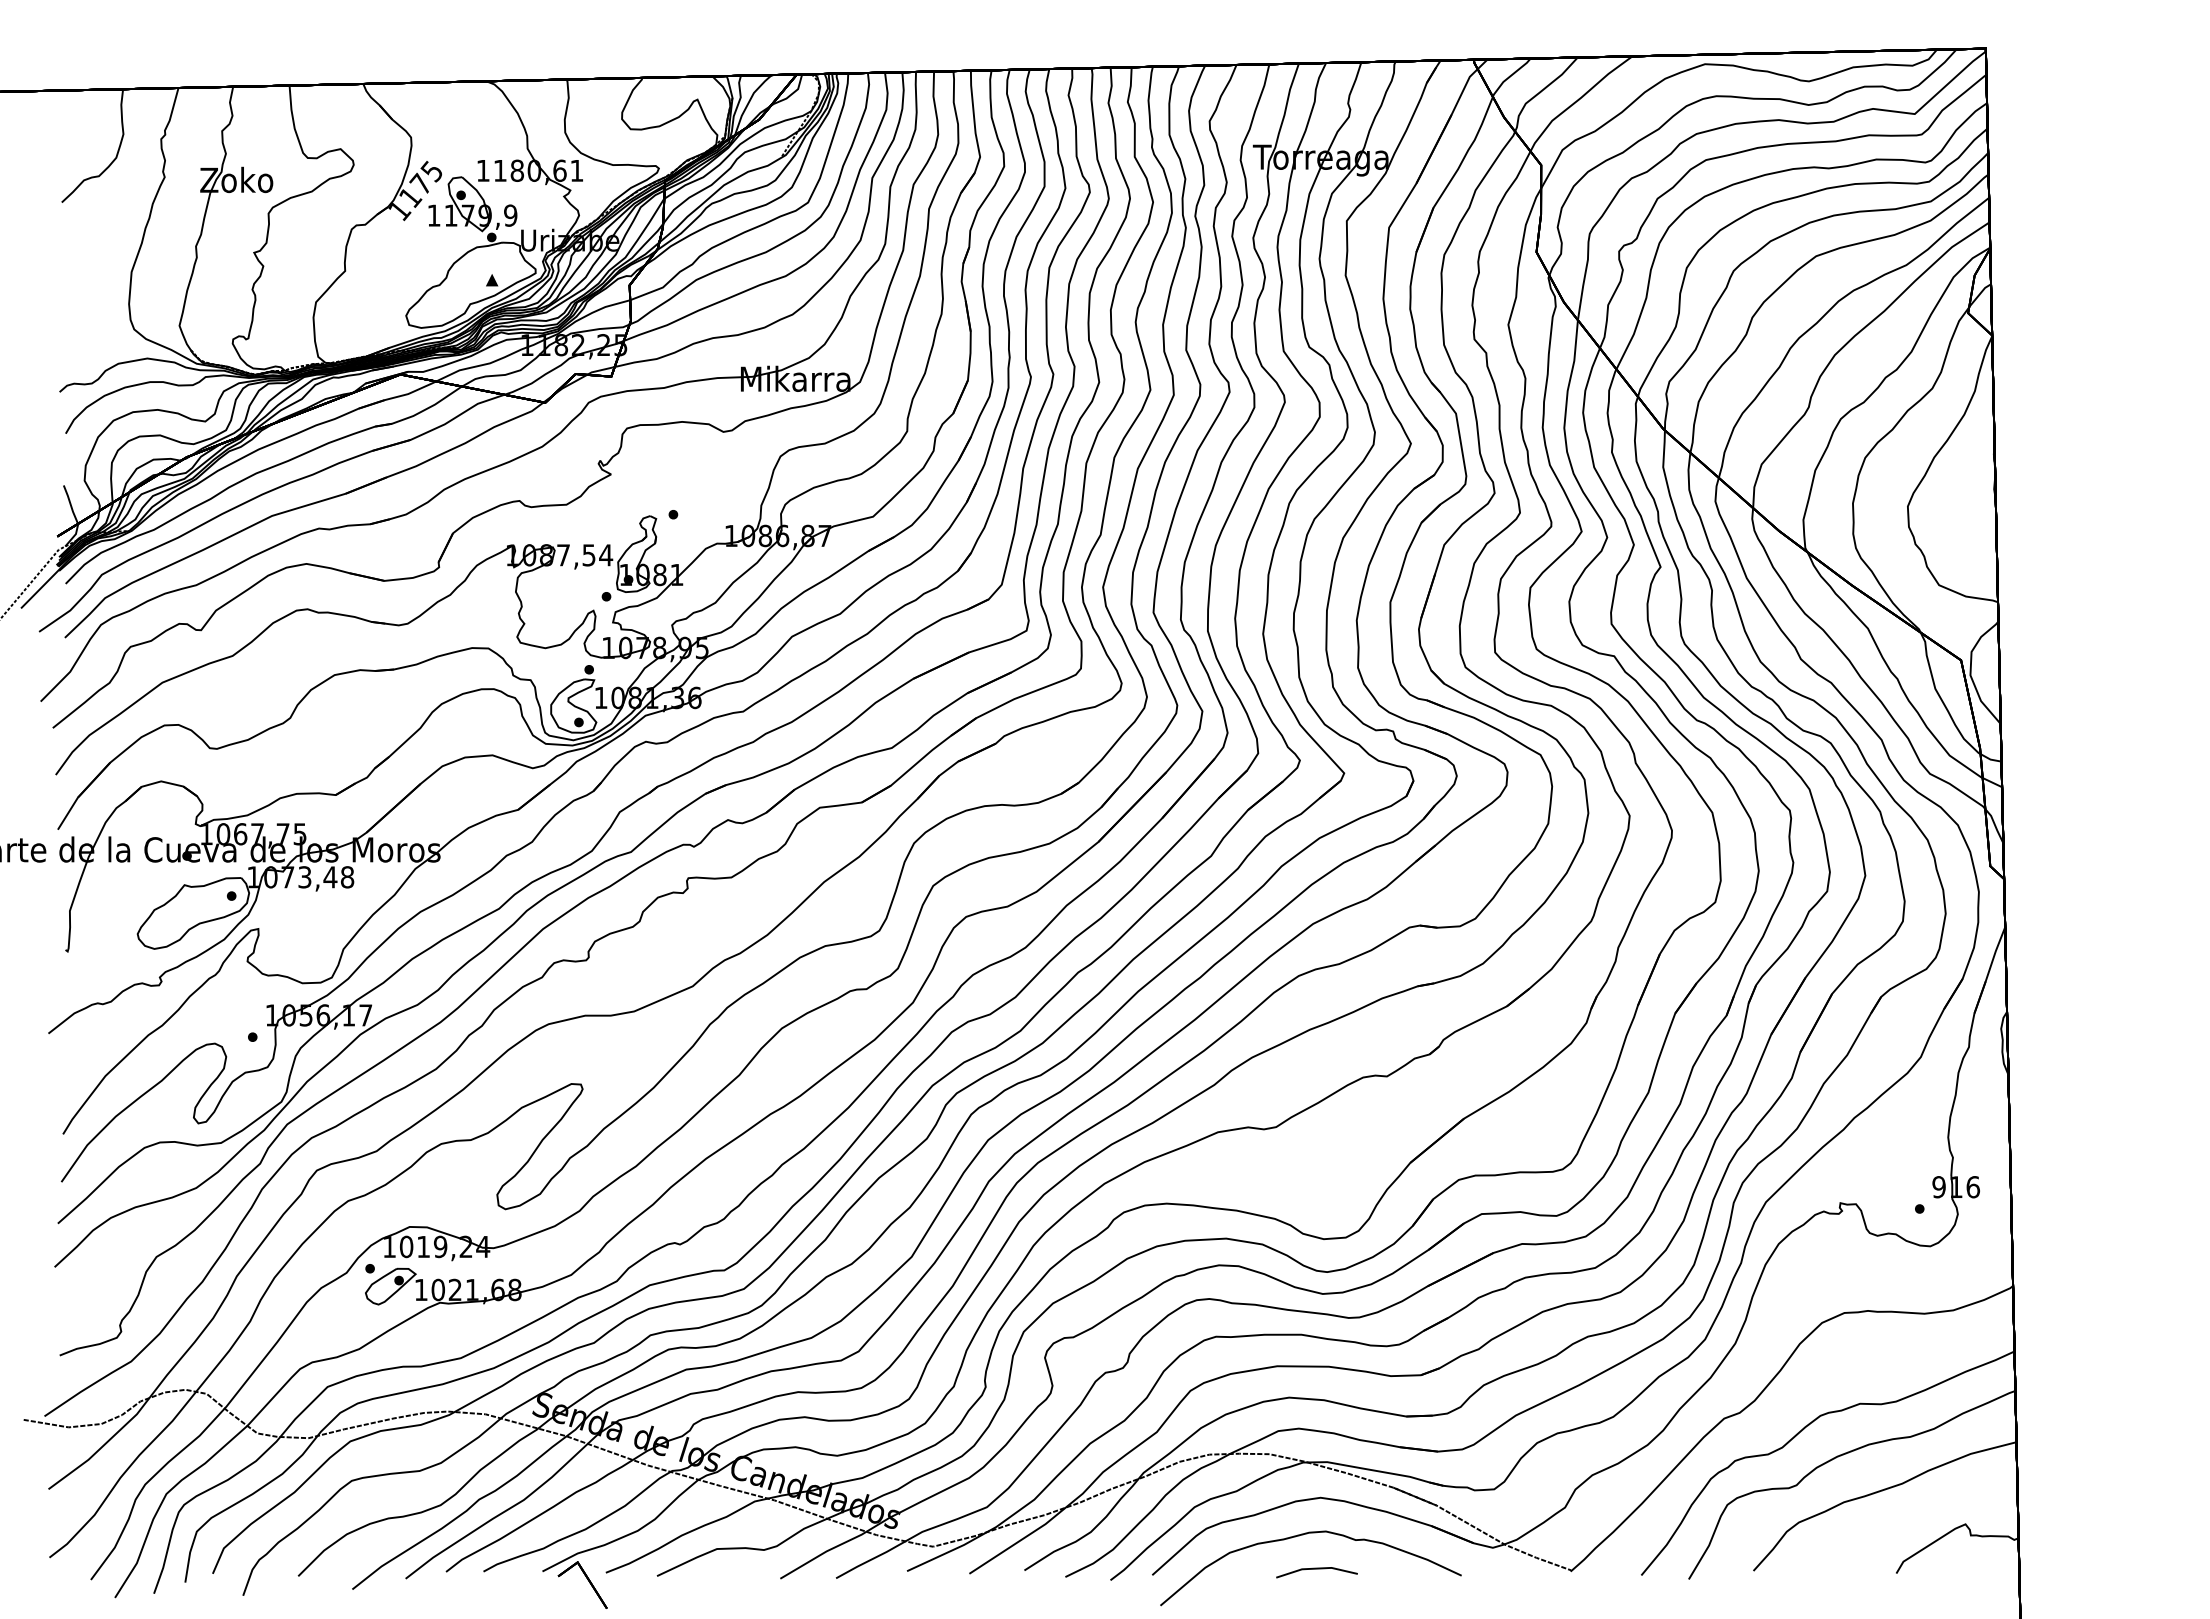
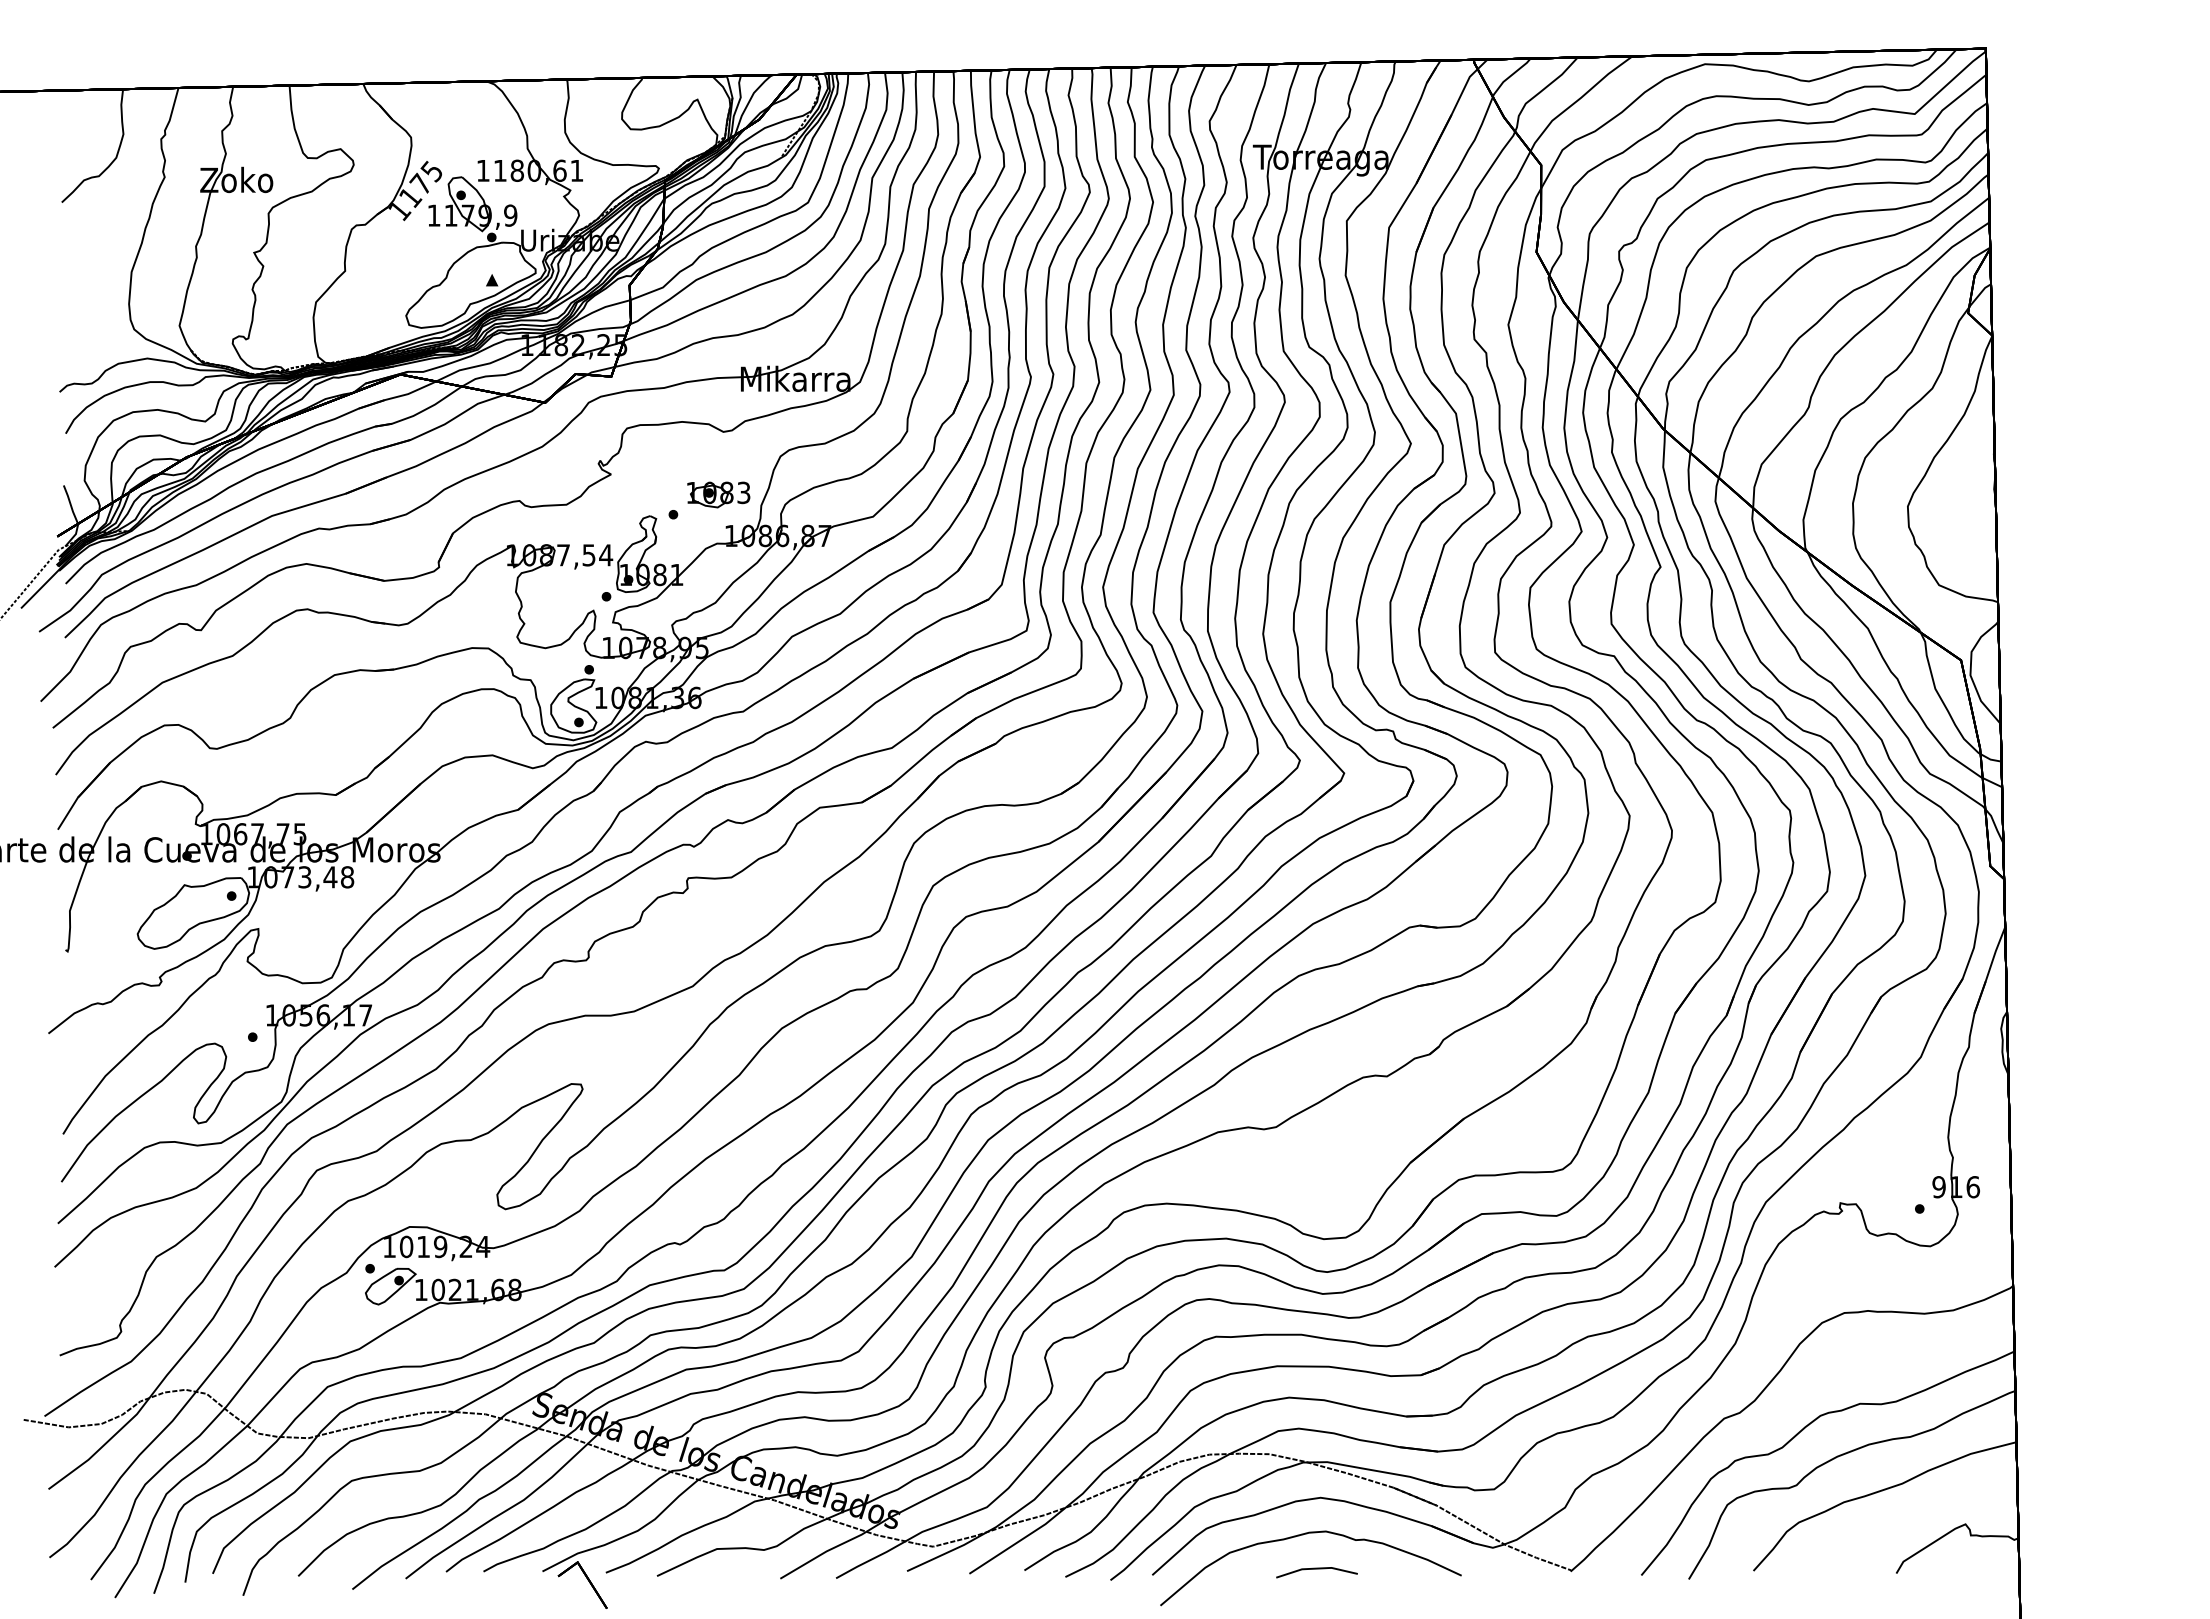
part: none -> present (718, 494)
